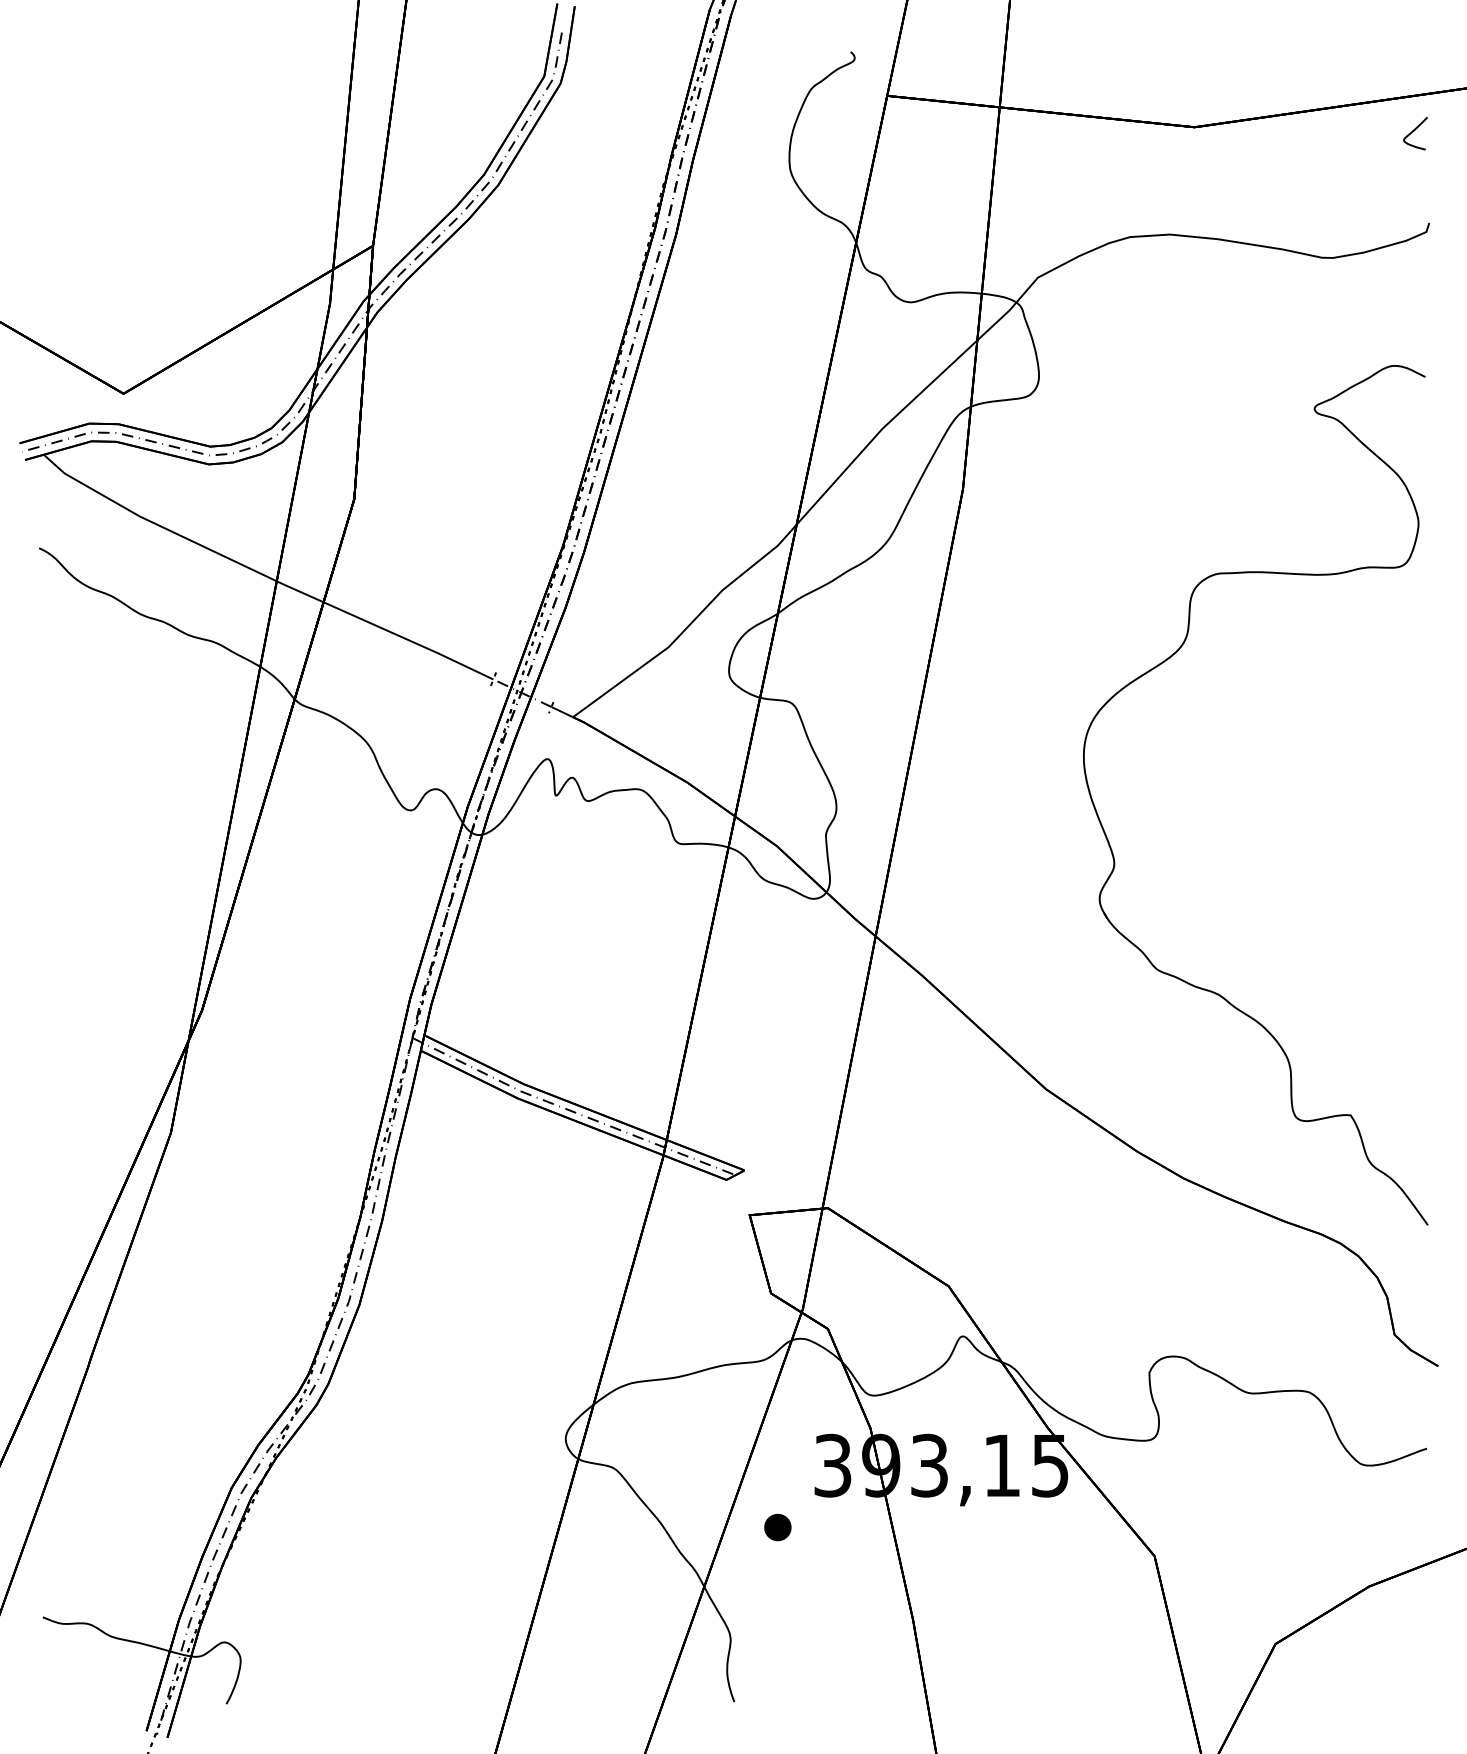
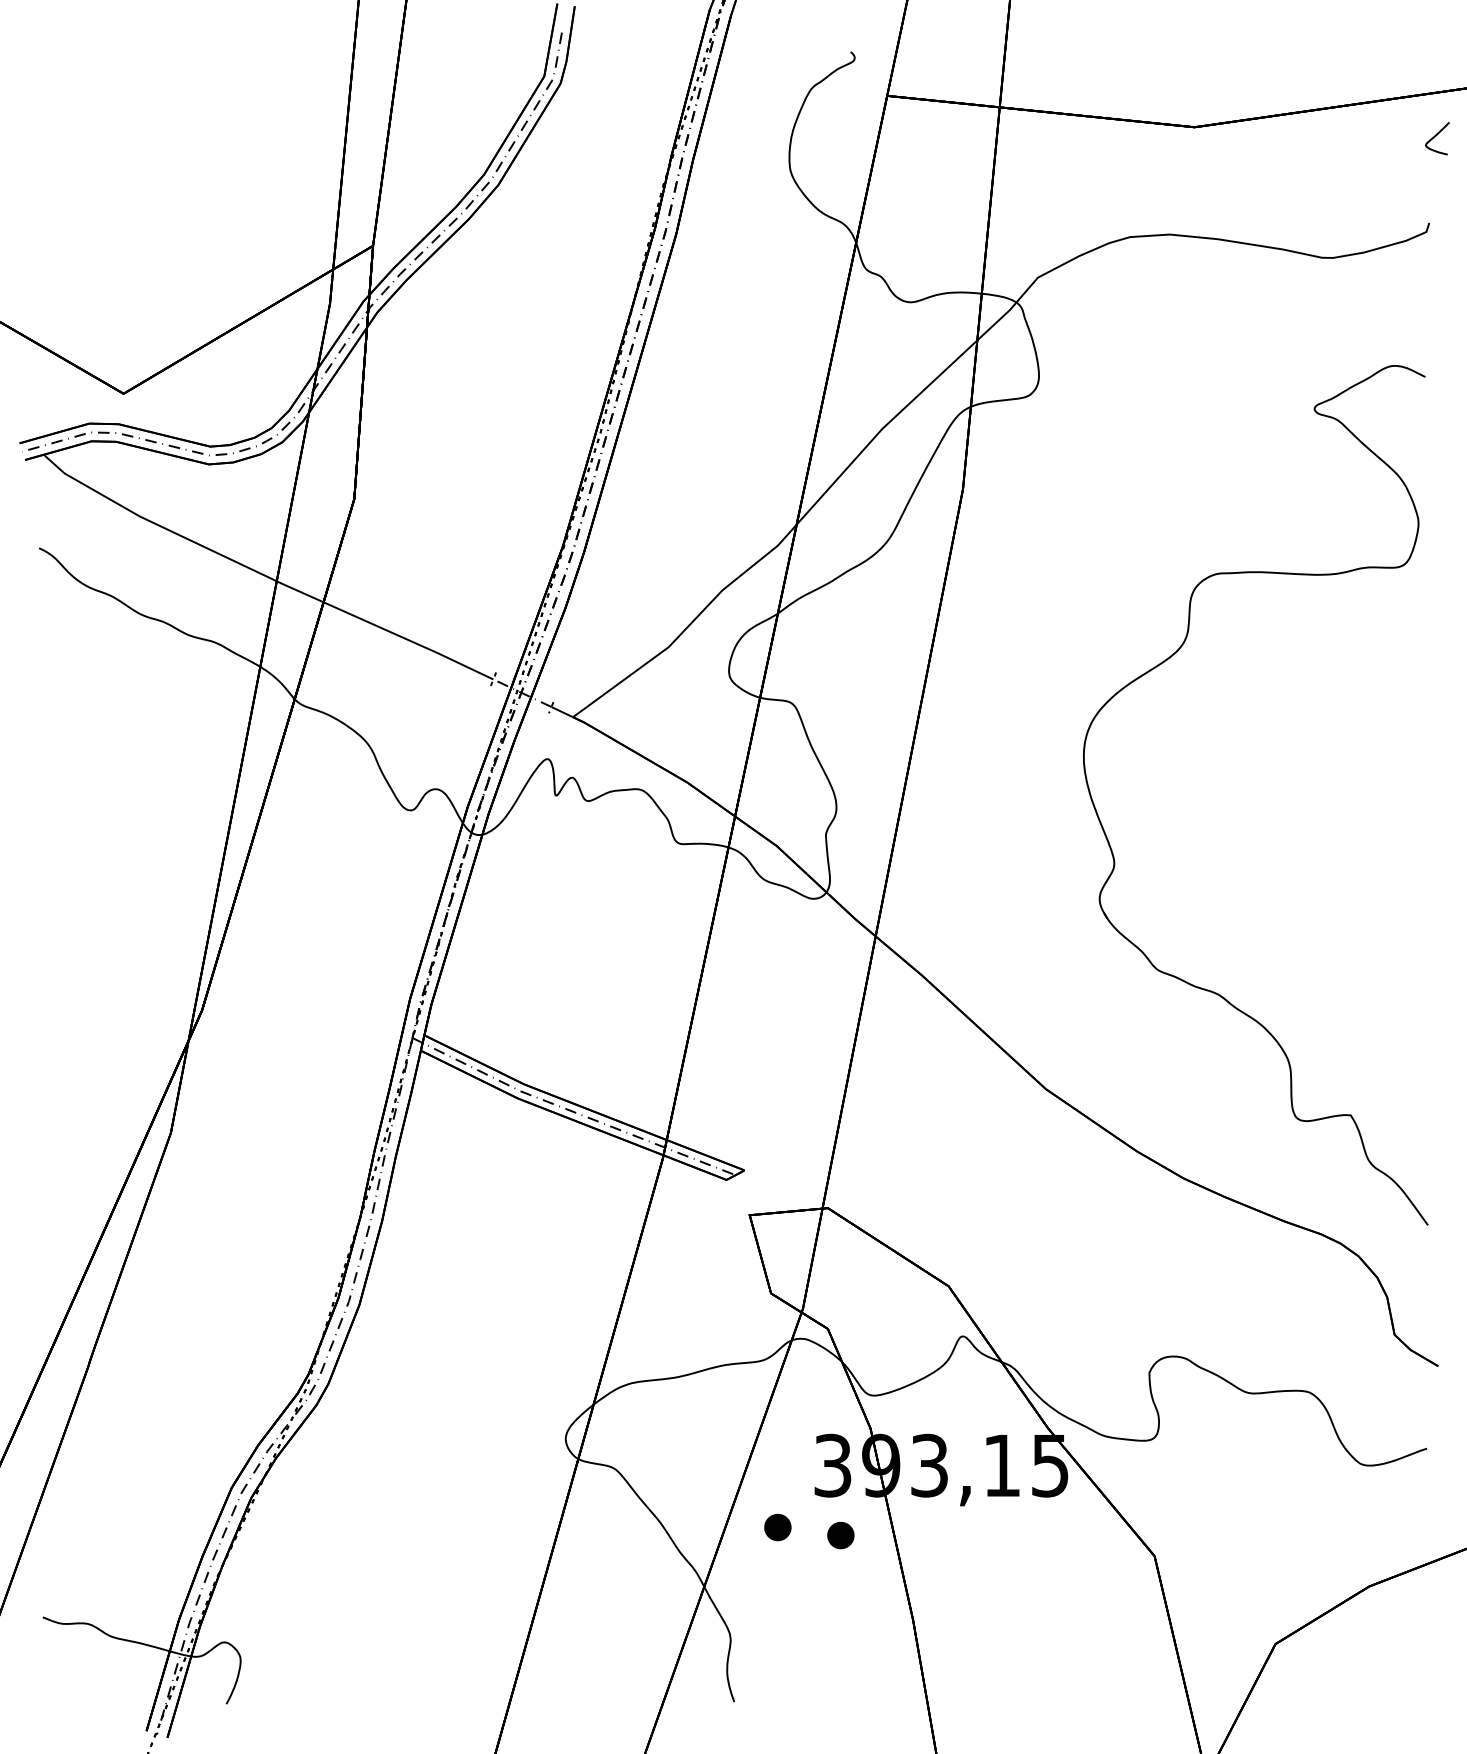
curve position: (1414, 131) -> (1436, 136) (1436, 136)
part: none -> present (840, 1535)
